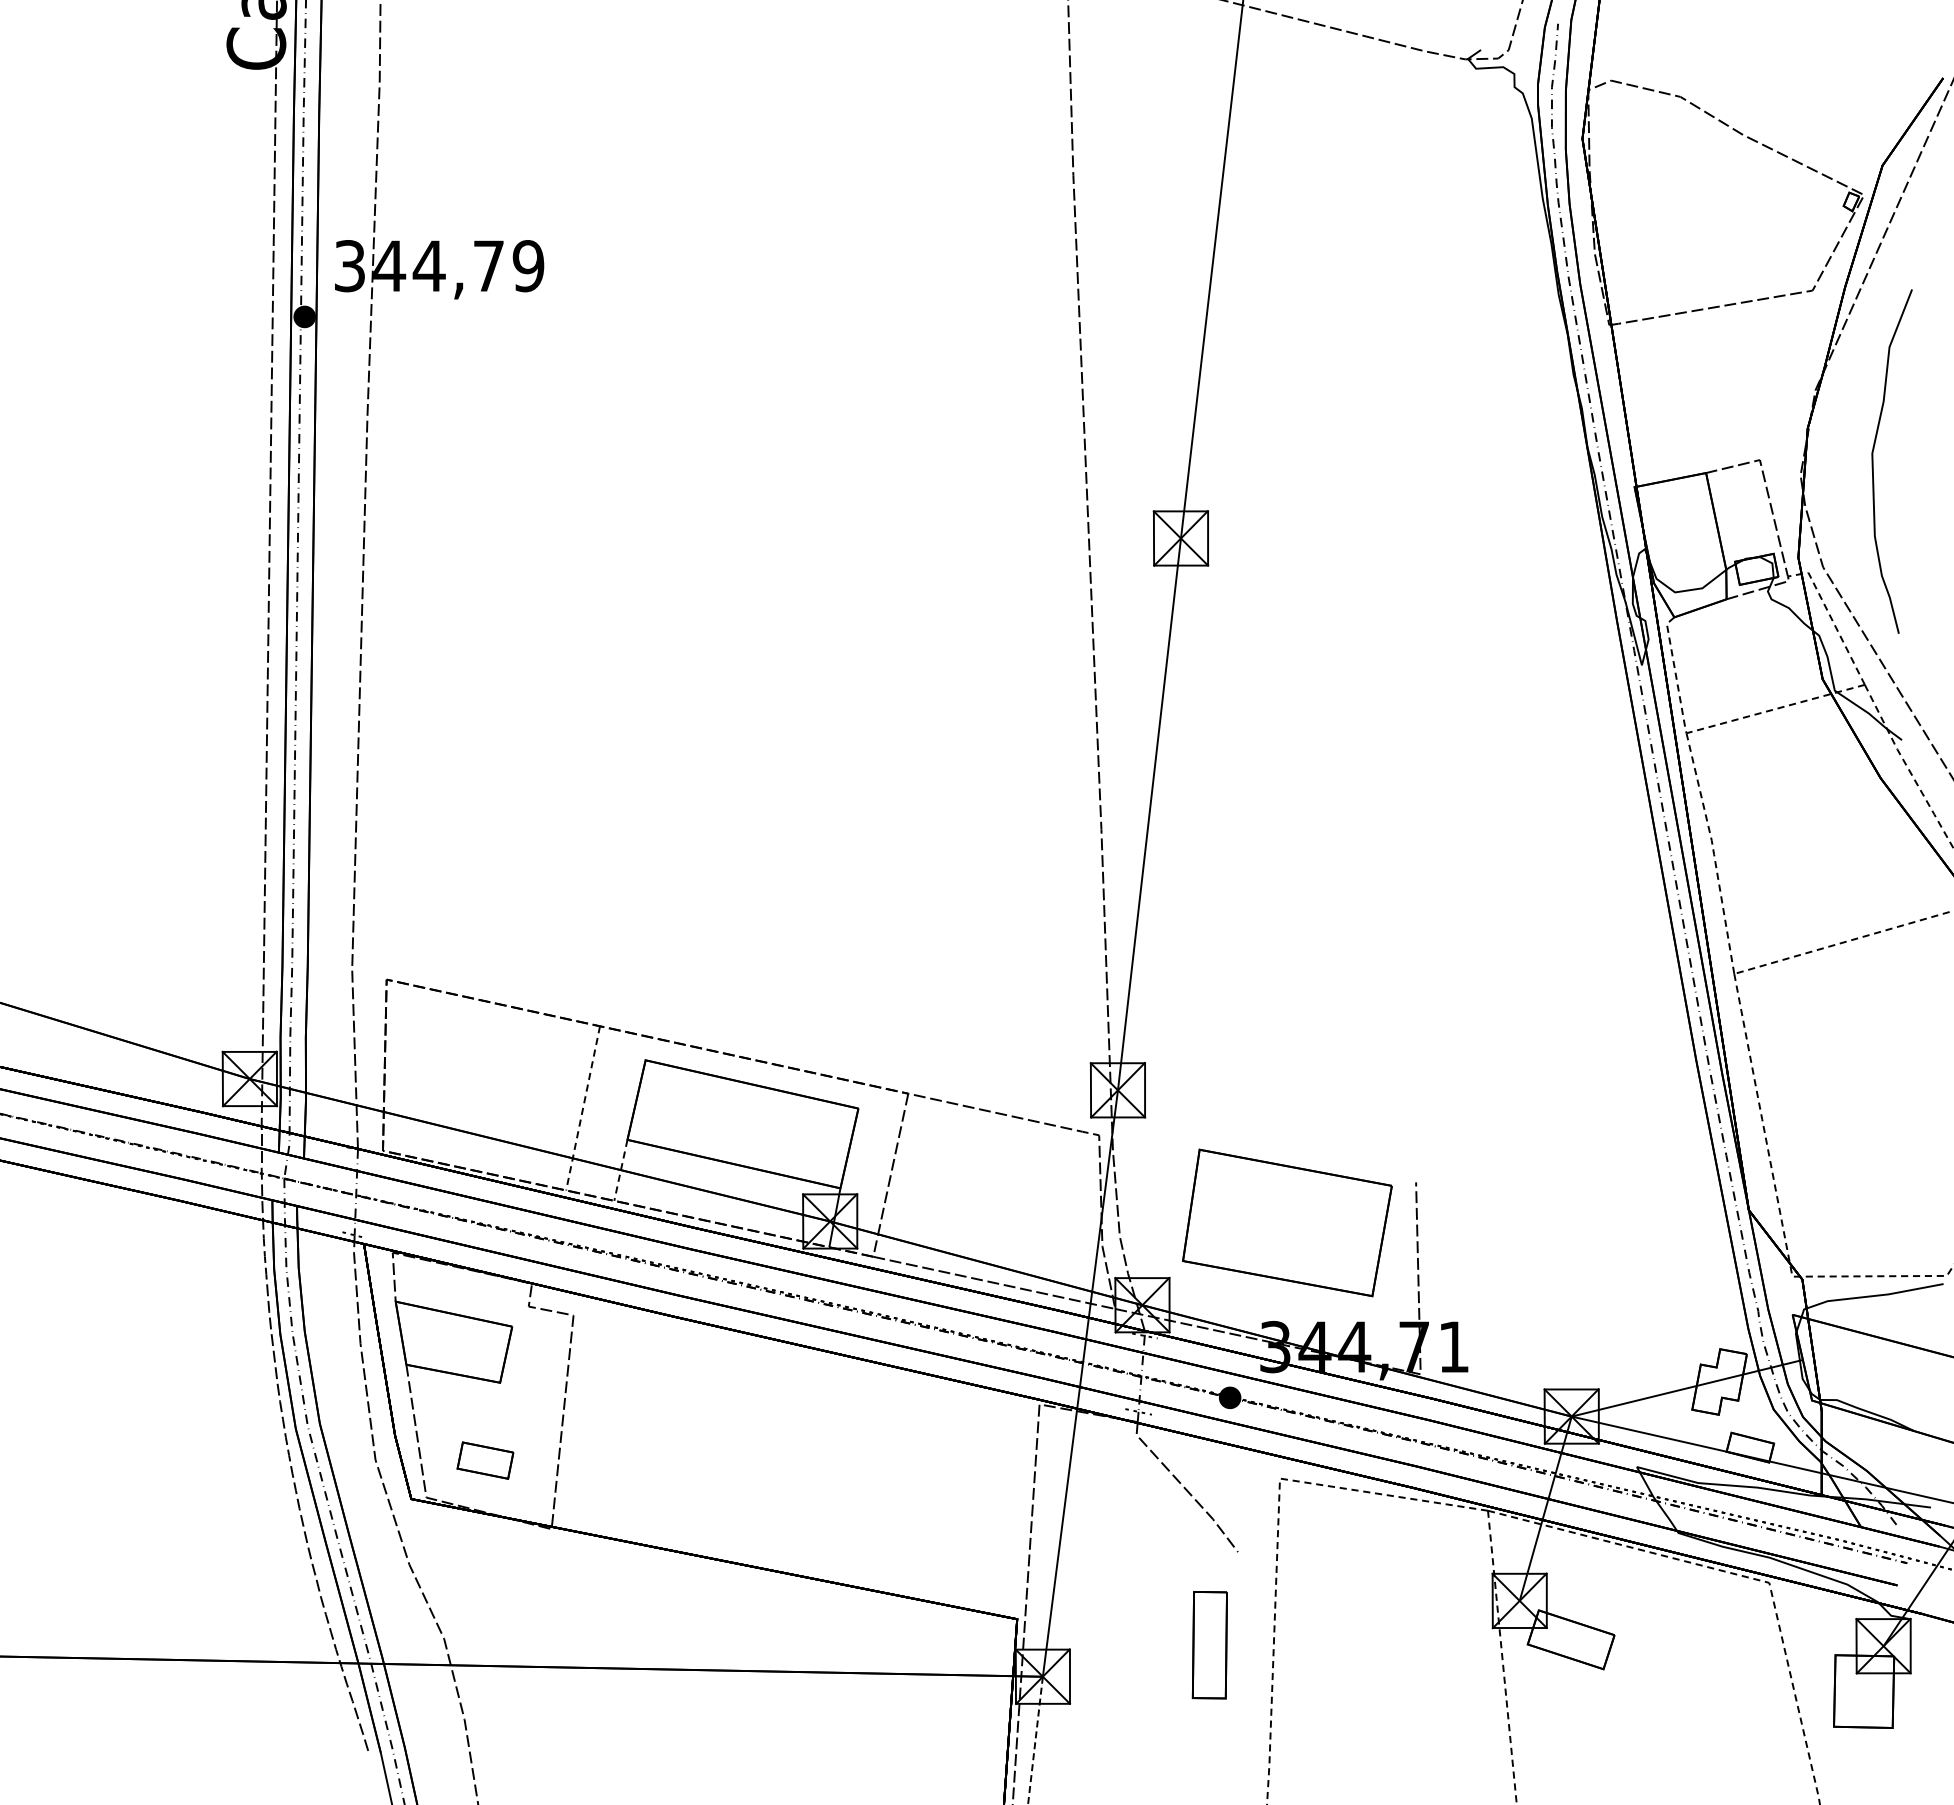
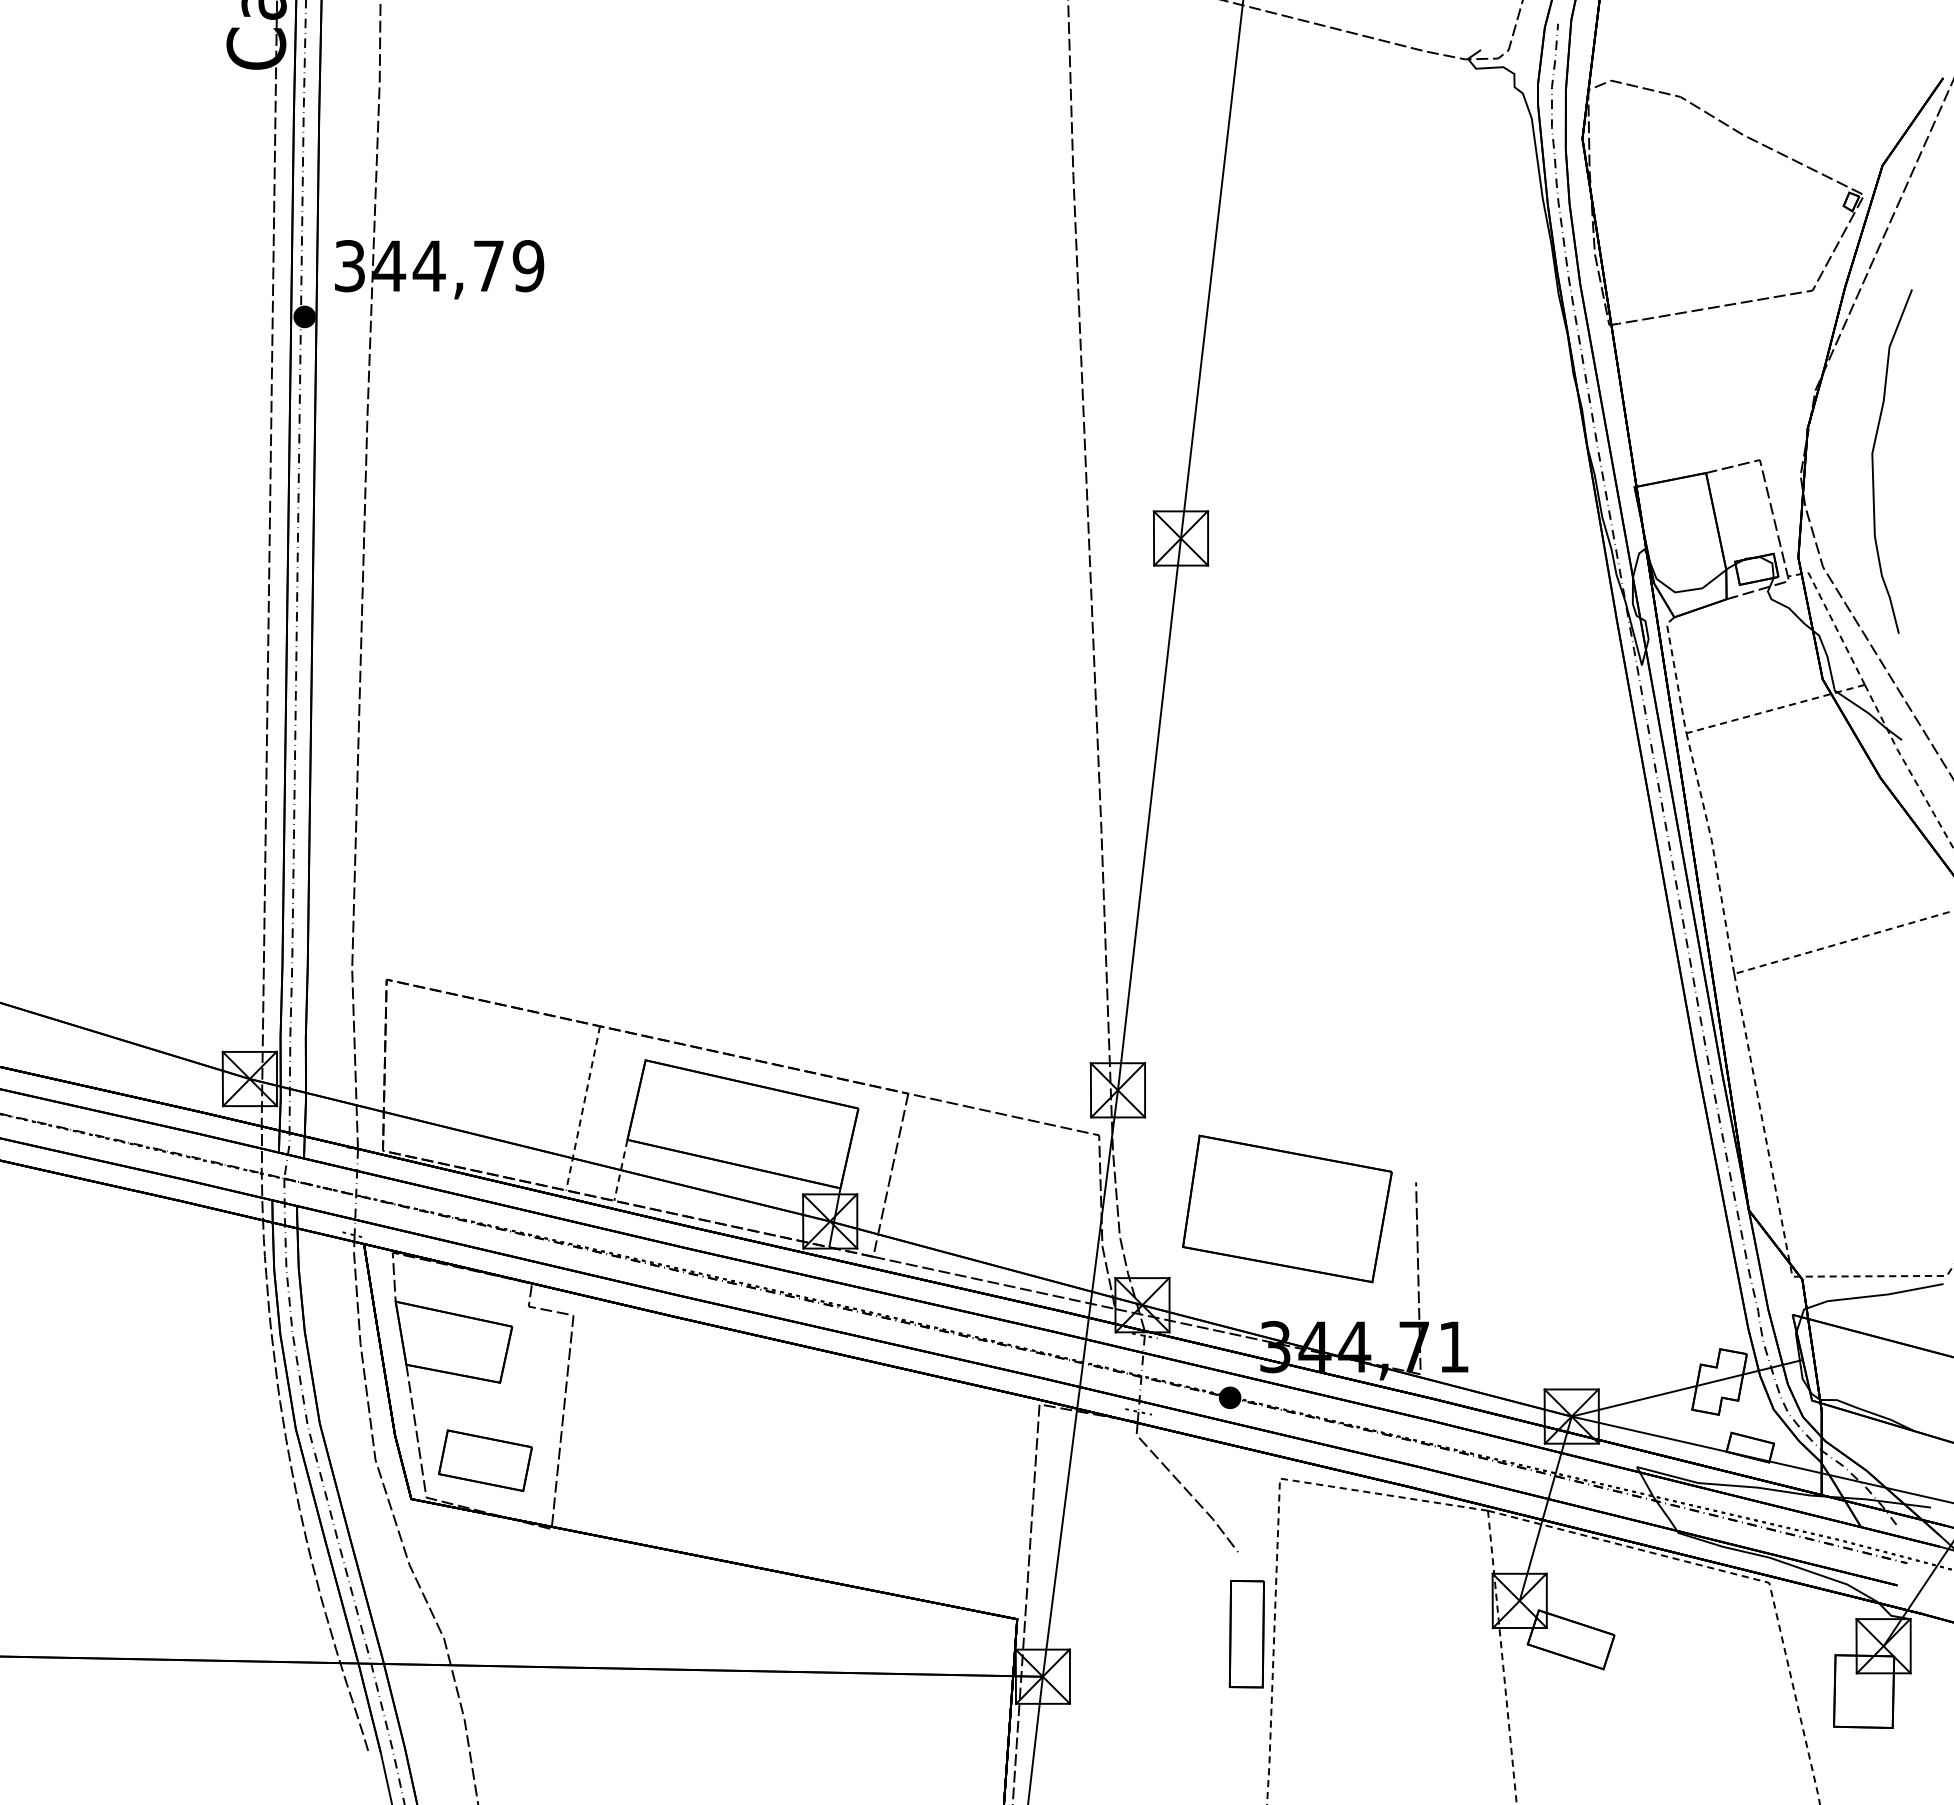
part position: (1287, 1222) -> (1287, 1208) (1287, 1208)
part size: 59x39 px -> 95x63 px (485, 1460)
part position: (1209, 1645) -> (1246, 1634) (1246, 1634)
line: dashed -> solid (1035, 1741)
